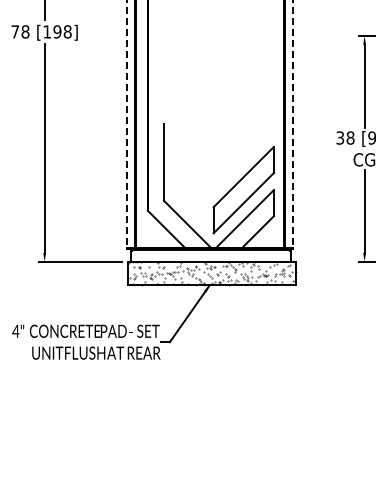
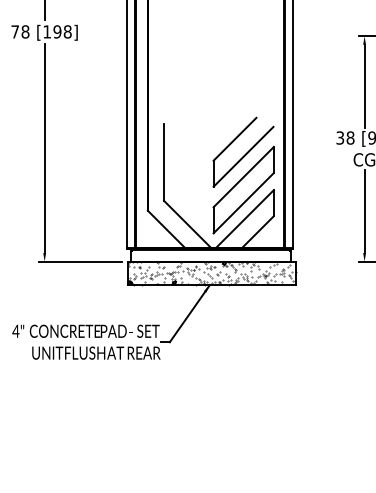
line: dashed -> solid (126, 124)
line: dashed -> solid (293, 124)
part: none -> present (243, 151)
hatch: none -> present (209, 273)
